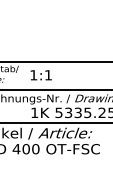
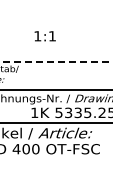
line: solid -> dashed (56, 61)
text position: (40, 75) -> (44, 36) (44, 36)
